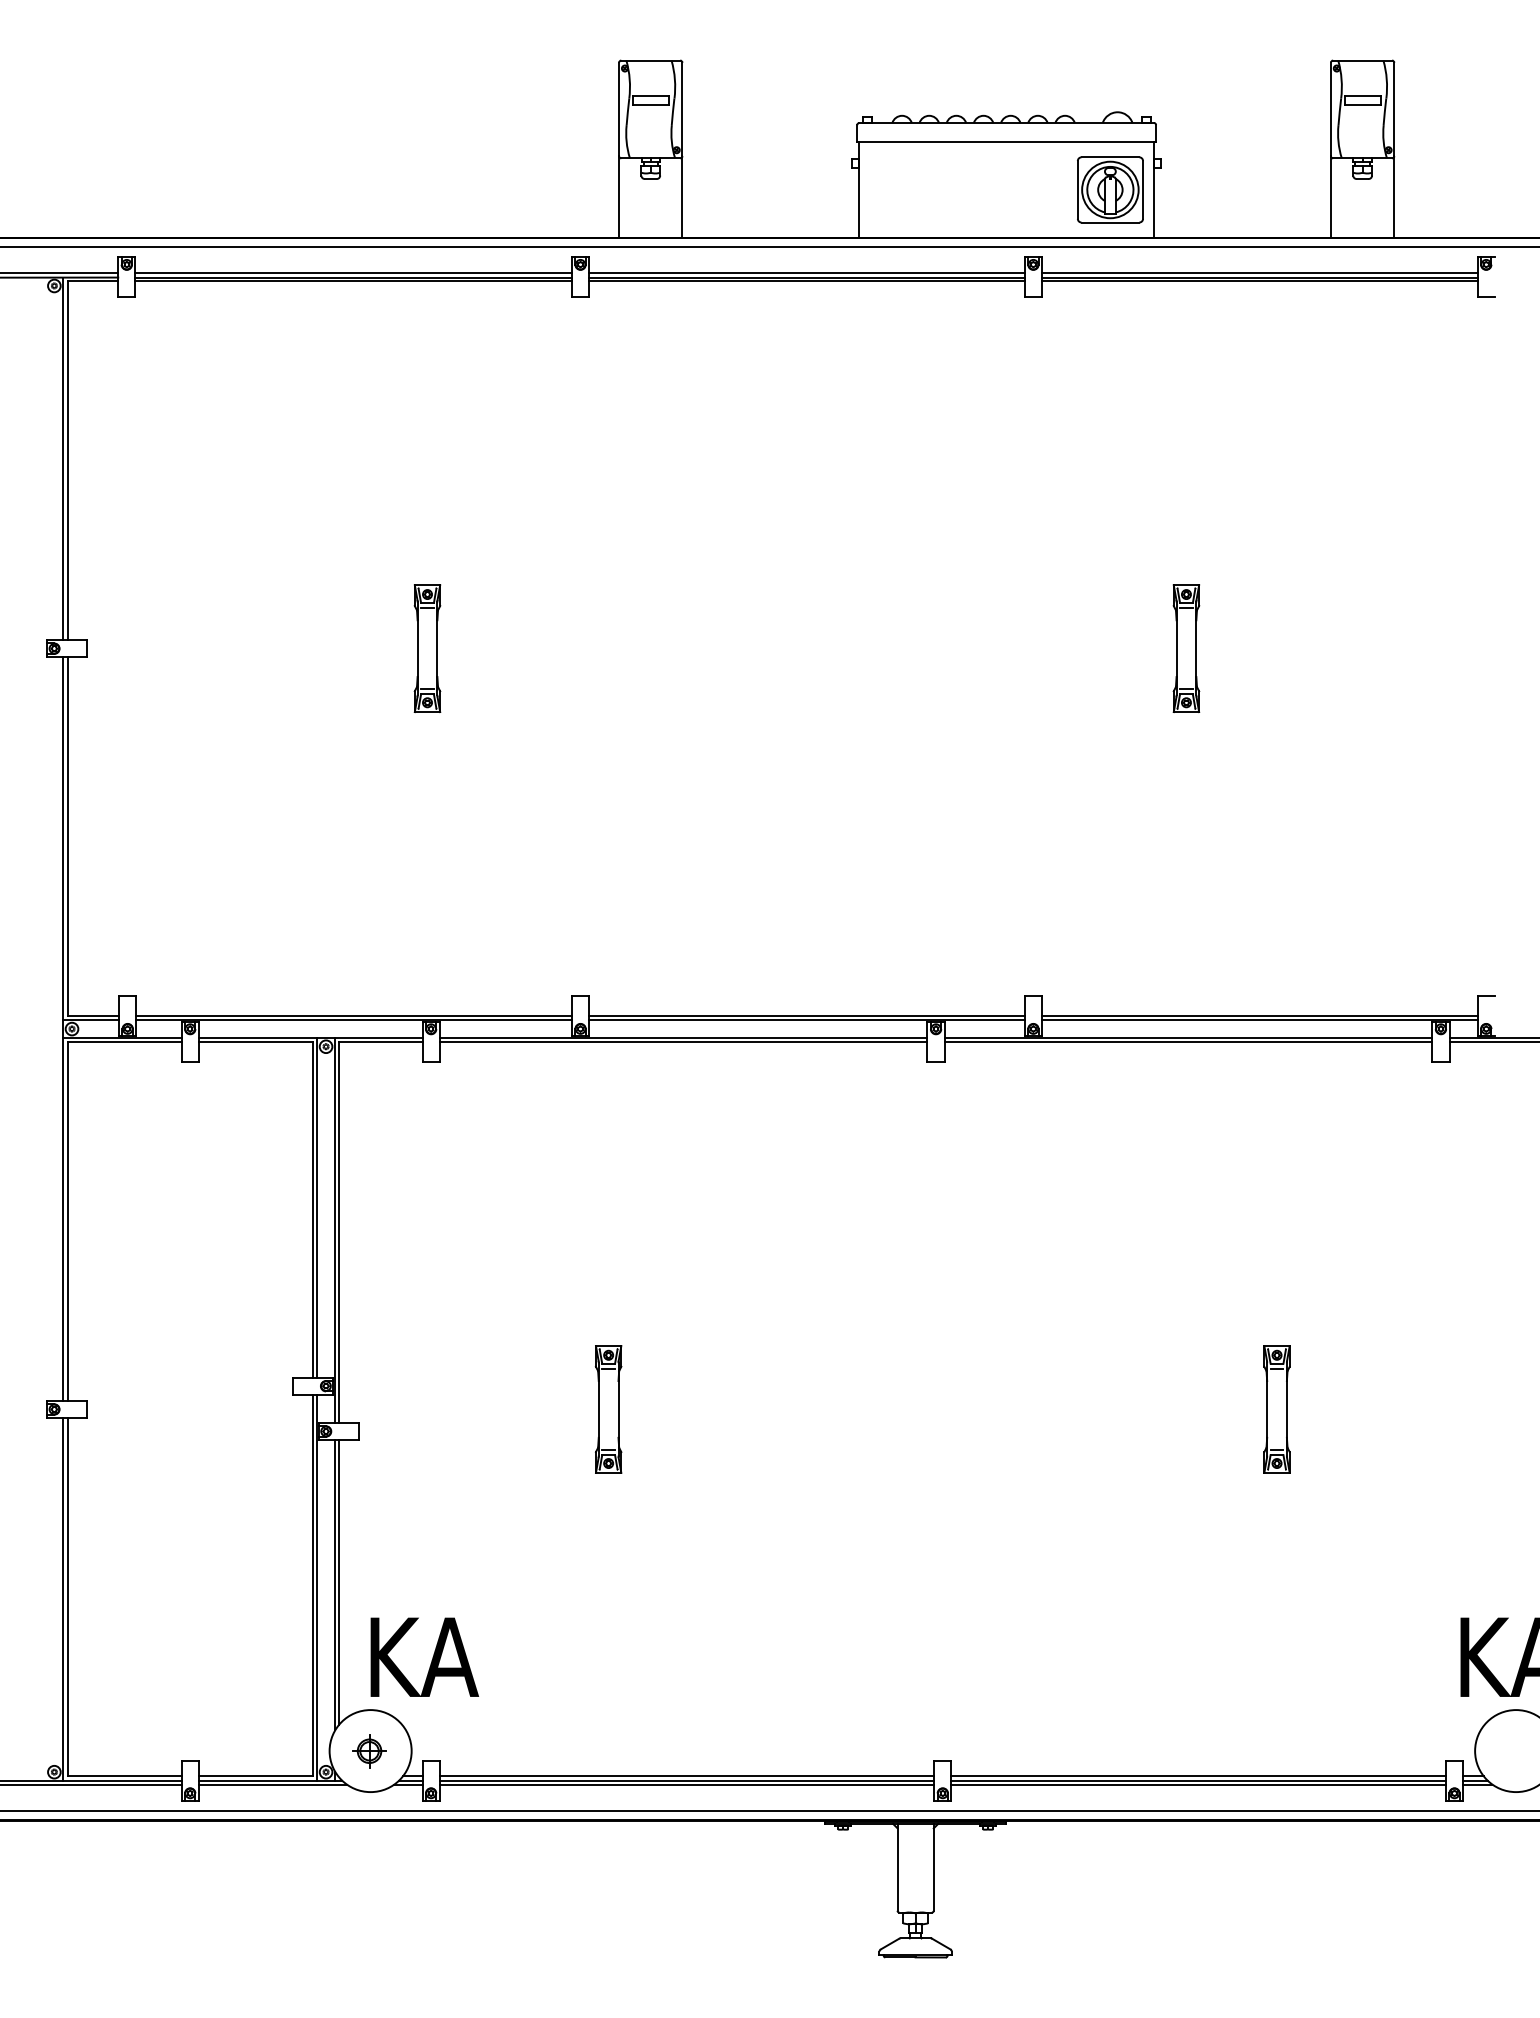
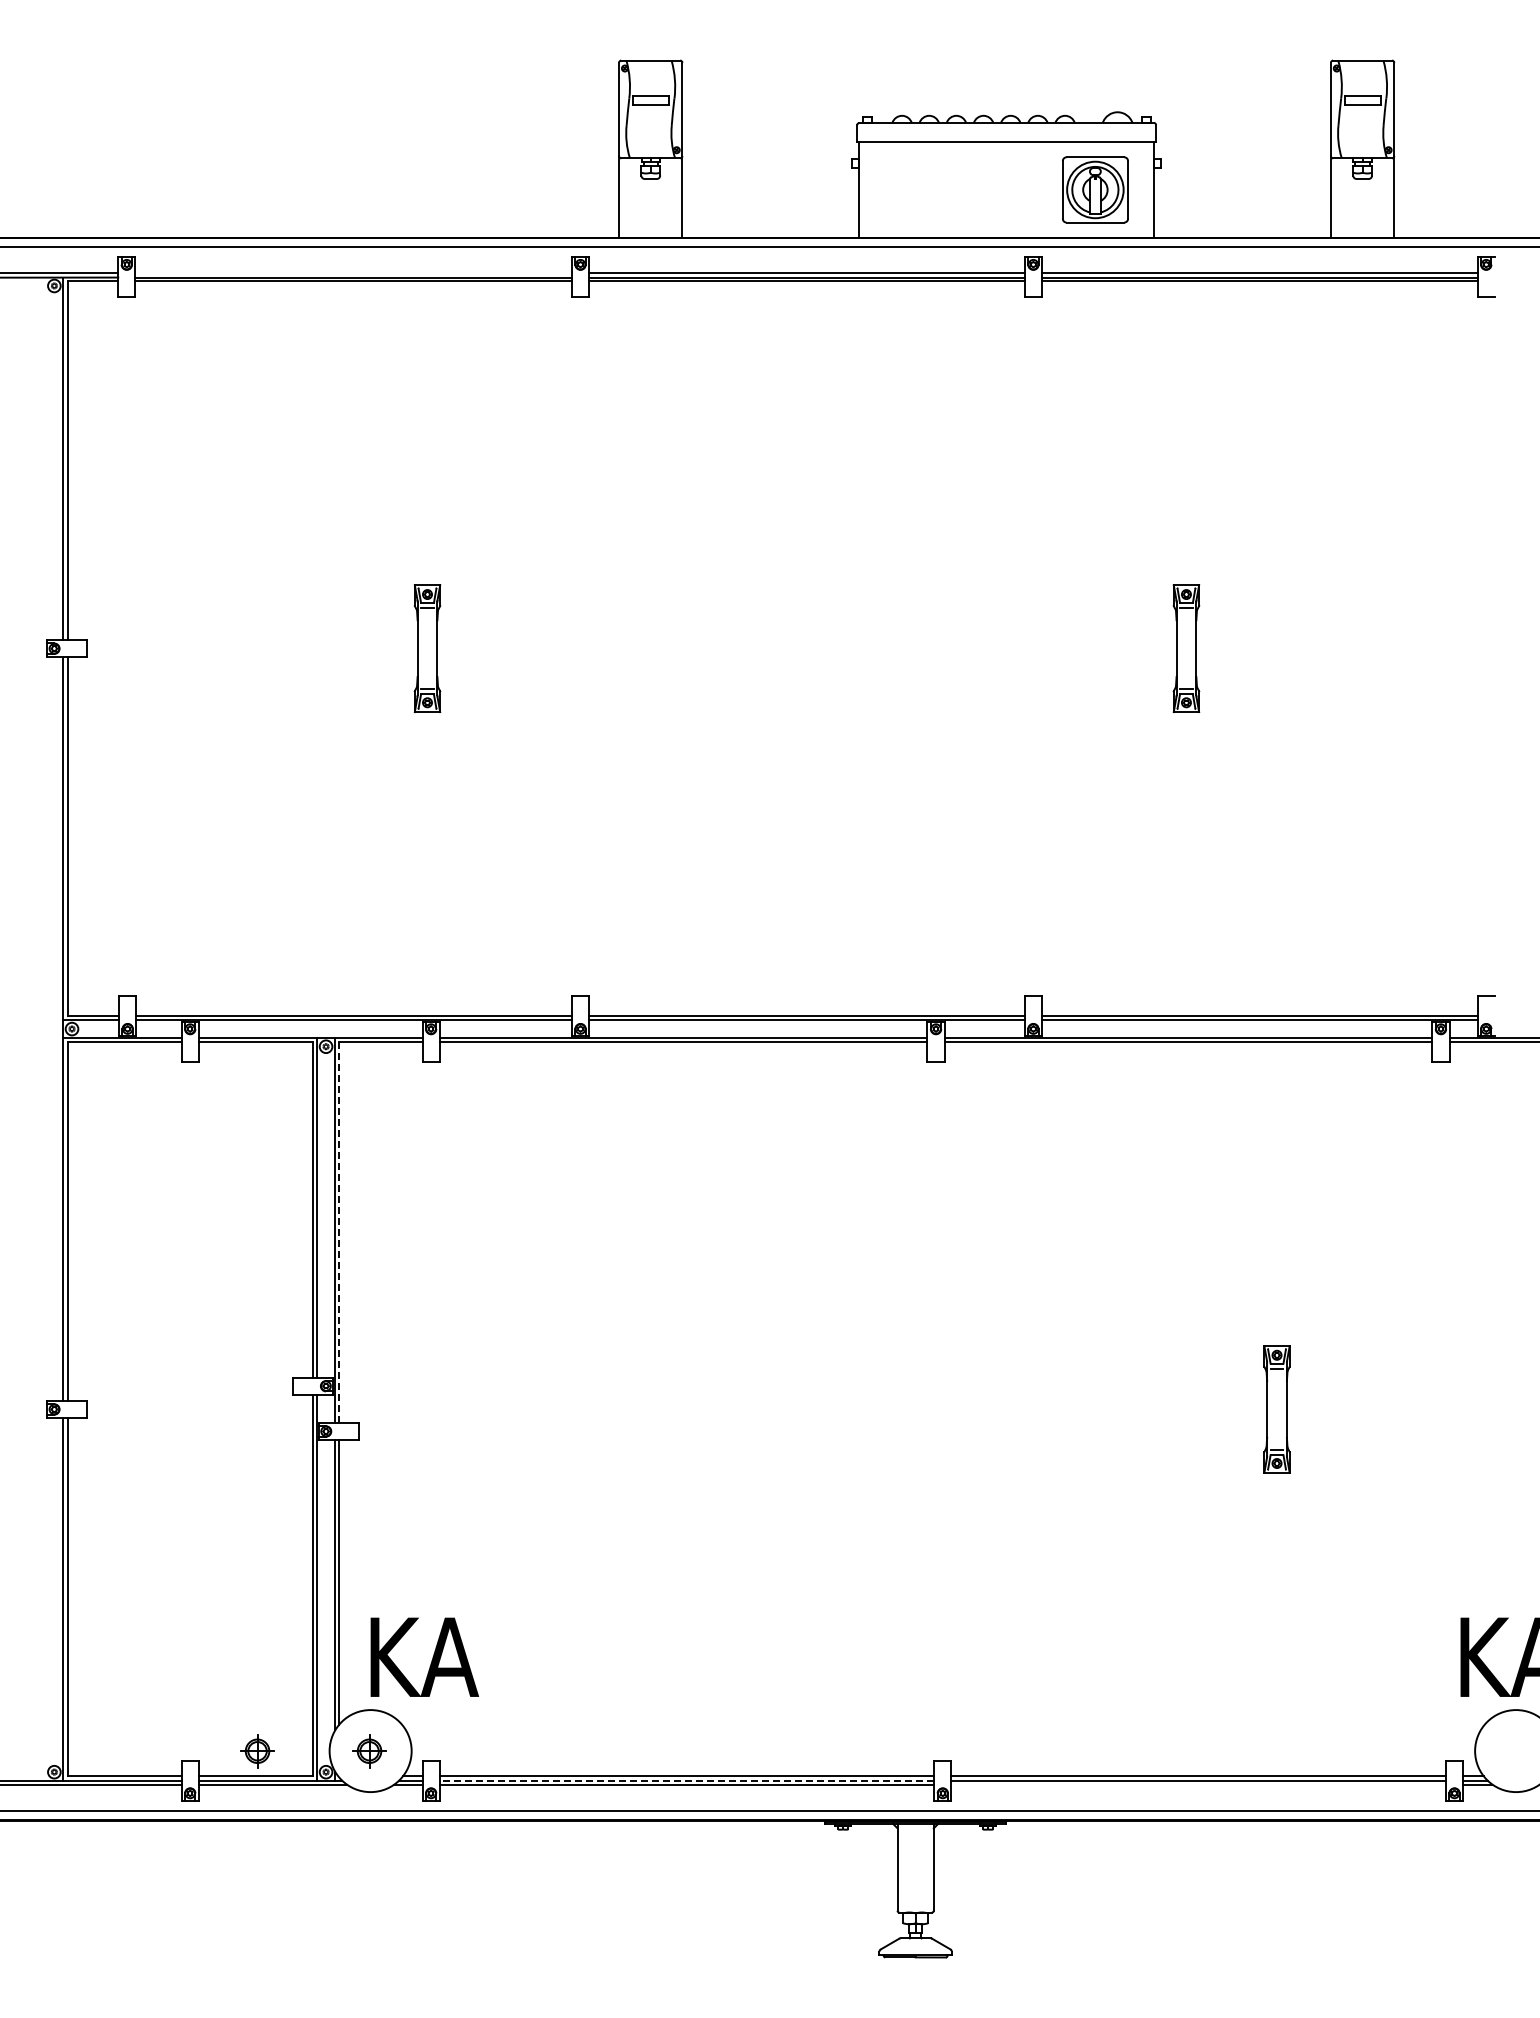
part position: (1110, 189) -> (1095, 189) (1095, 189)
line: present -> none (353, 273)
line: solid -> dashed (339, 1232)
part: present -> none (608, 1409)
part: none -> present (257, 1751)
line: solid -> dashed (686, 1780)
line: present -> none (1198, 1784)
